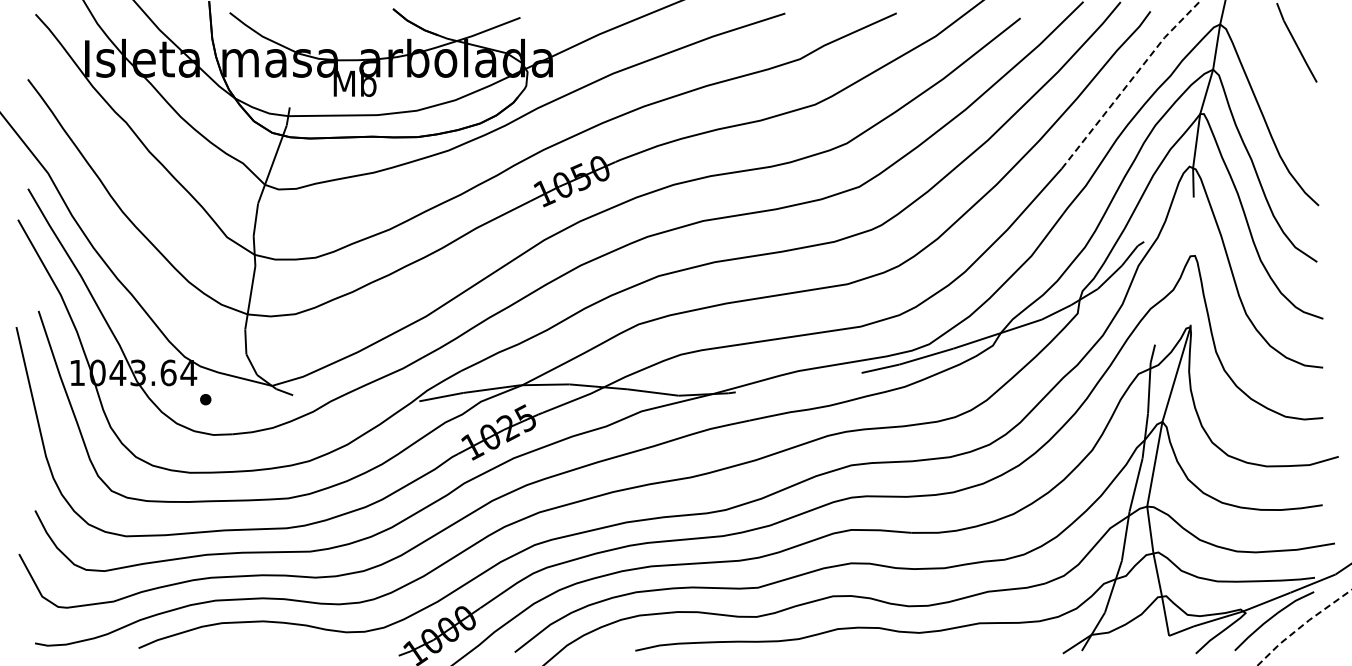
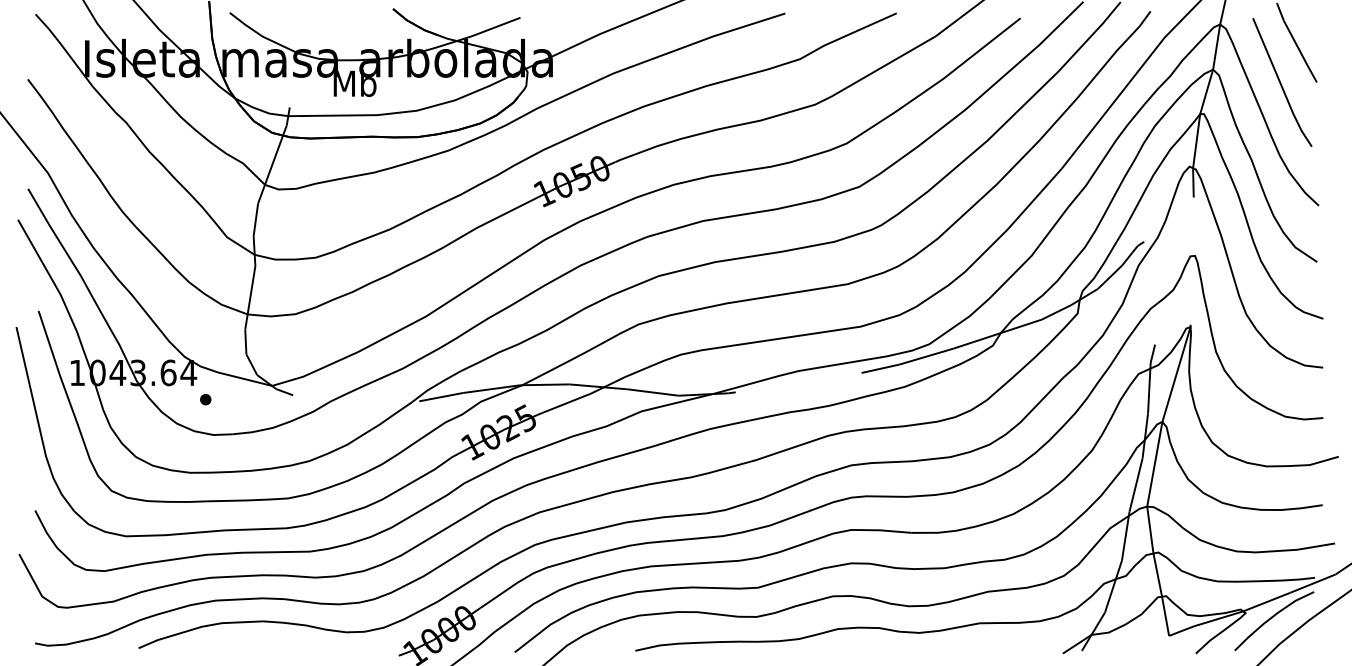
line: dashed -> solid (1130, 81)
line: none -> present (1281, 82)
line: dashed -> solid (1302, 625)
